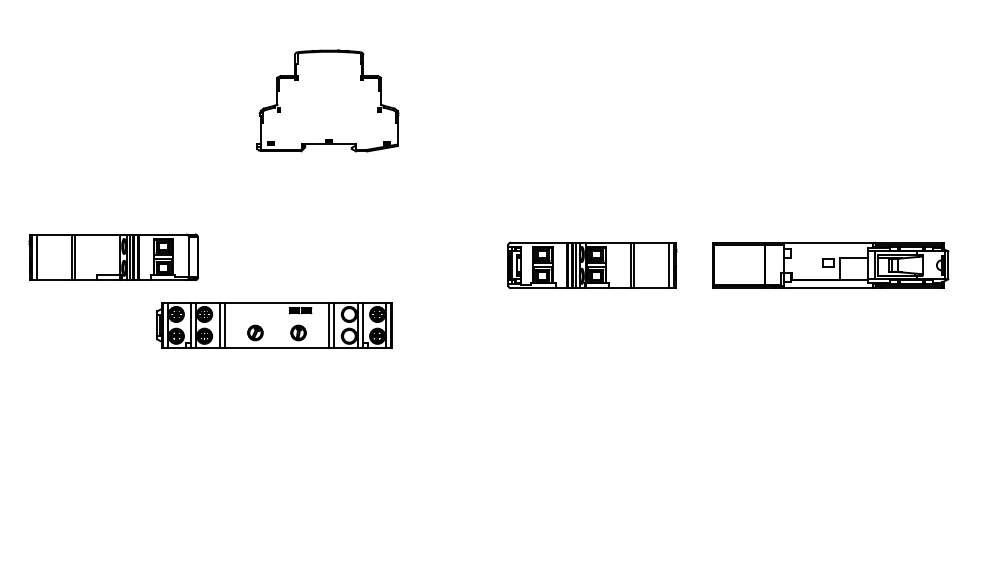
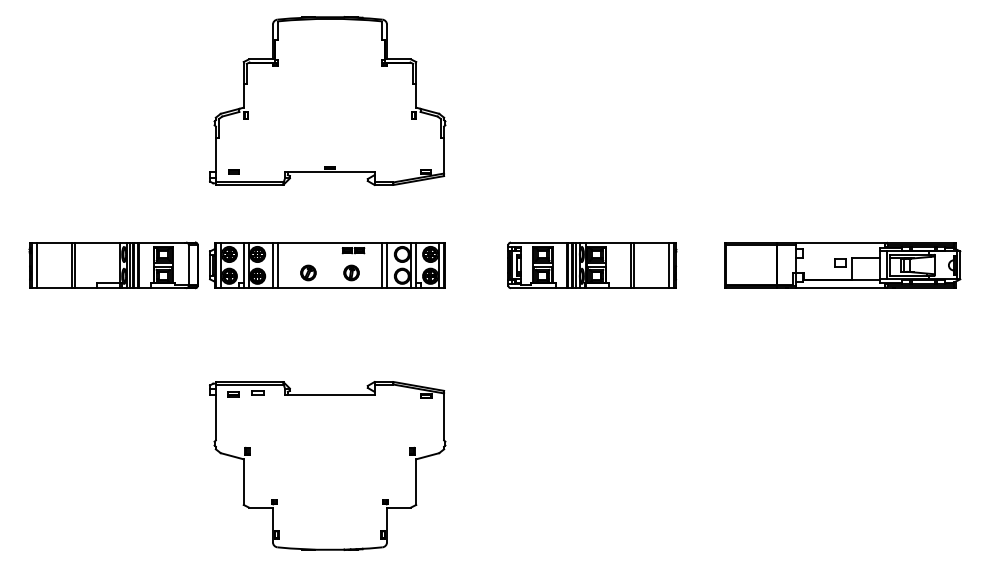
part size: 144x104 px -> 238x170 px (327, 100)
part position: (113, 257) -> (113, 265) (113, 265)
part position: (830, 264) -> (842, 264) (842, 264)
part position: (274, 325) -> (327, 265) (327, 265)
part: none -> present (327, 465)
